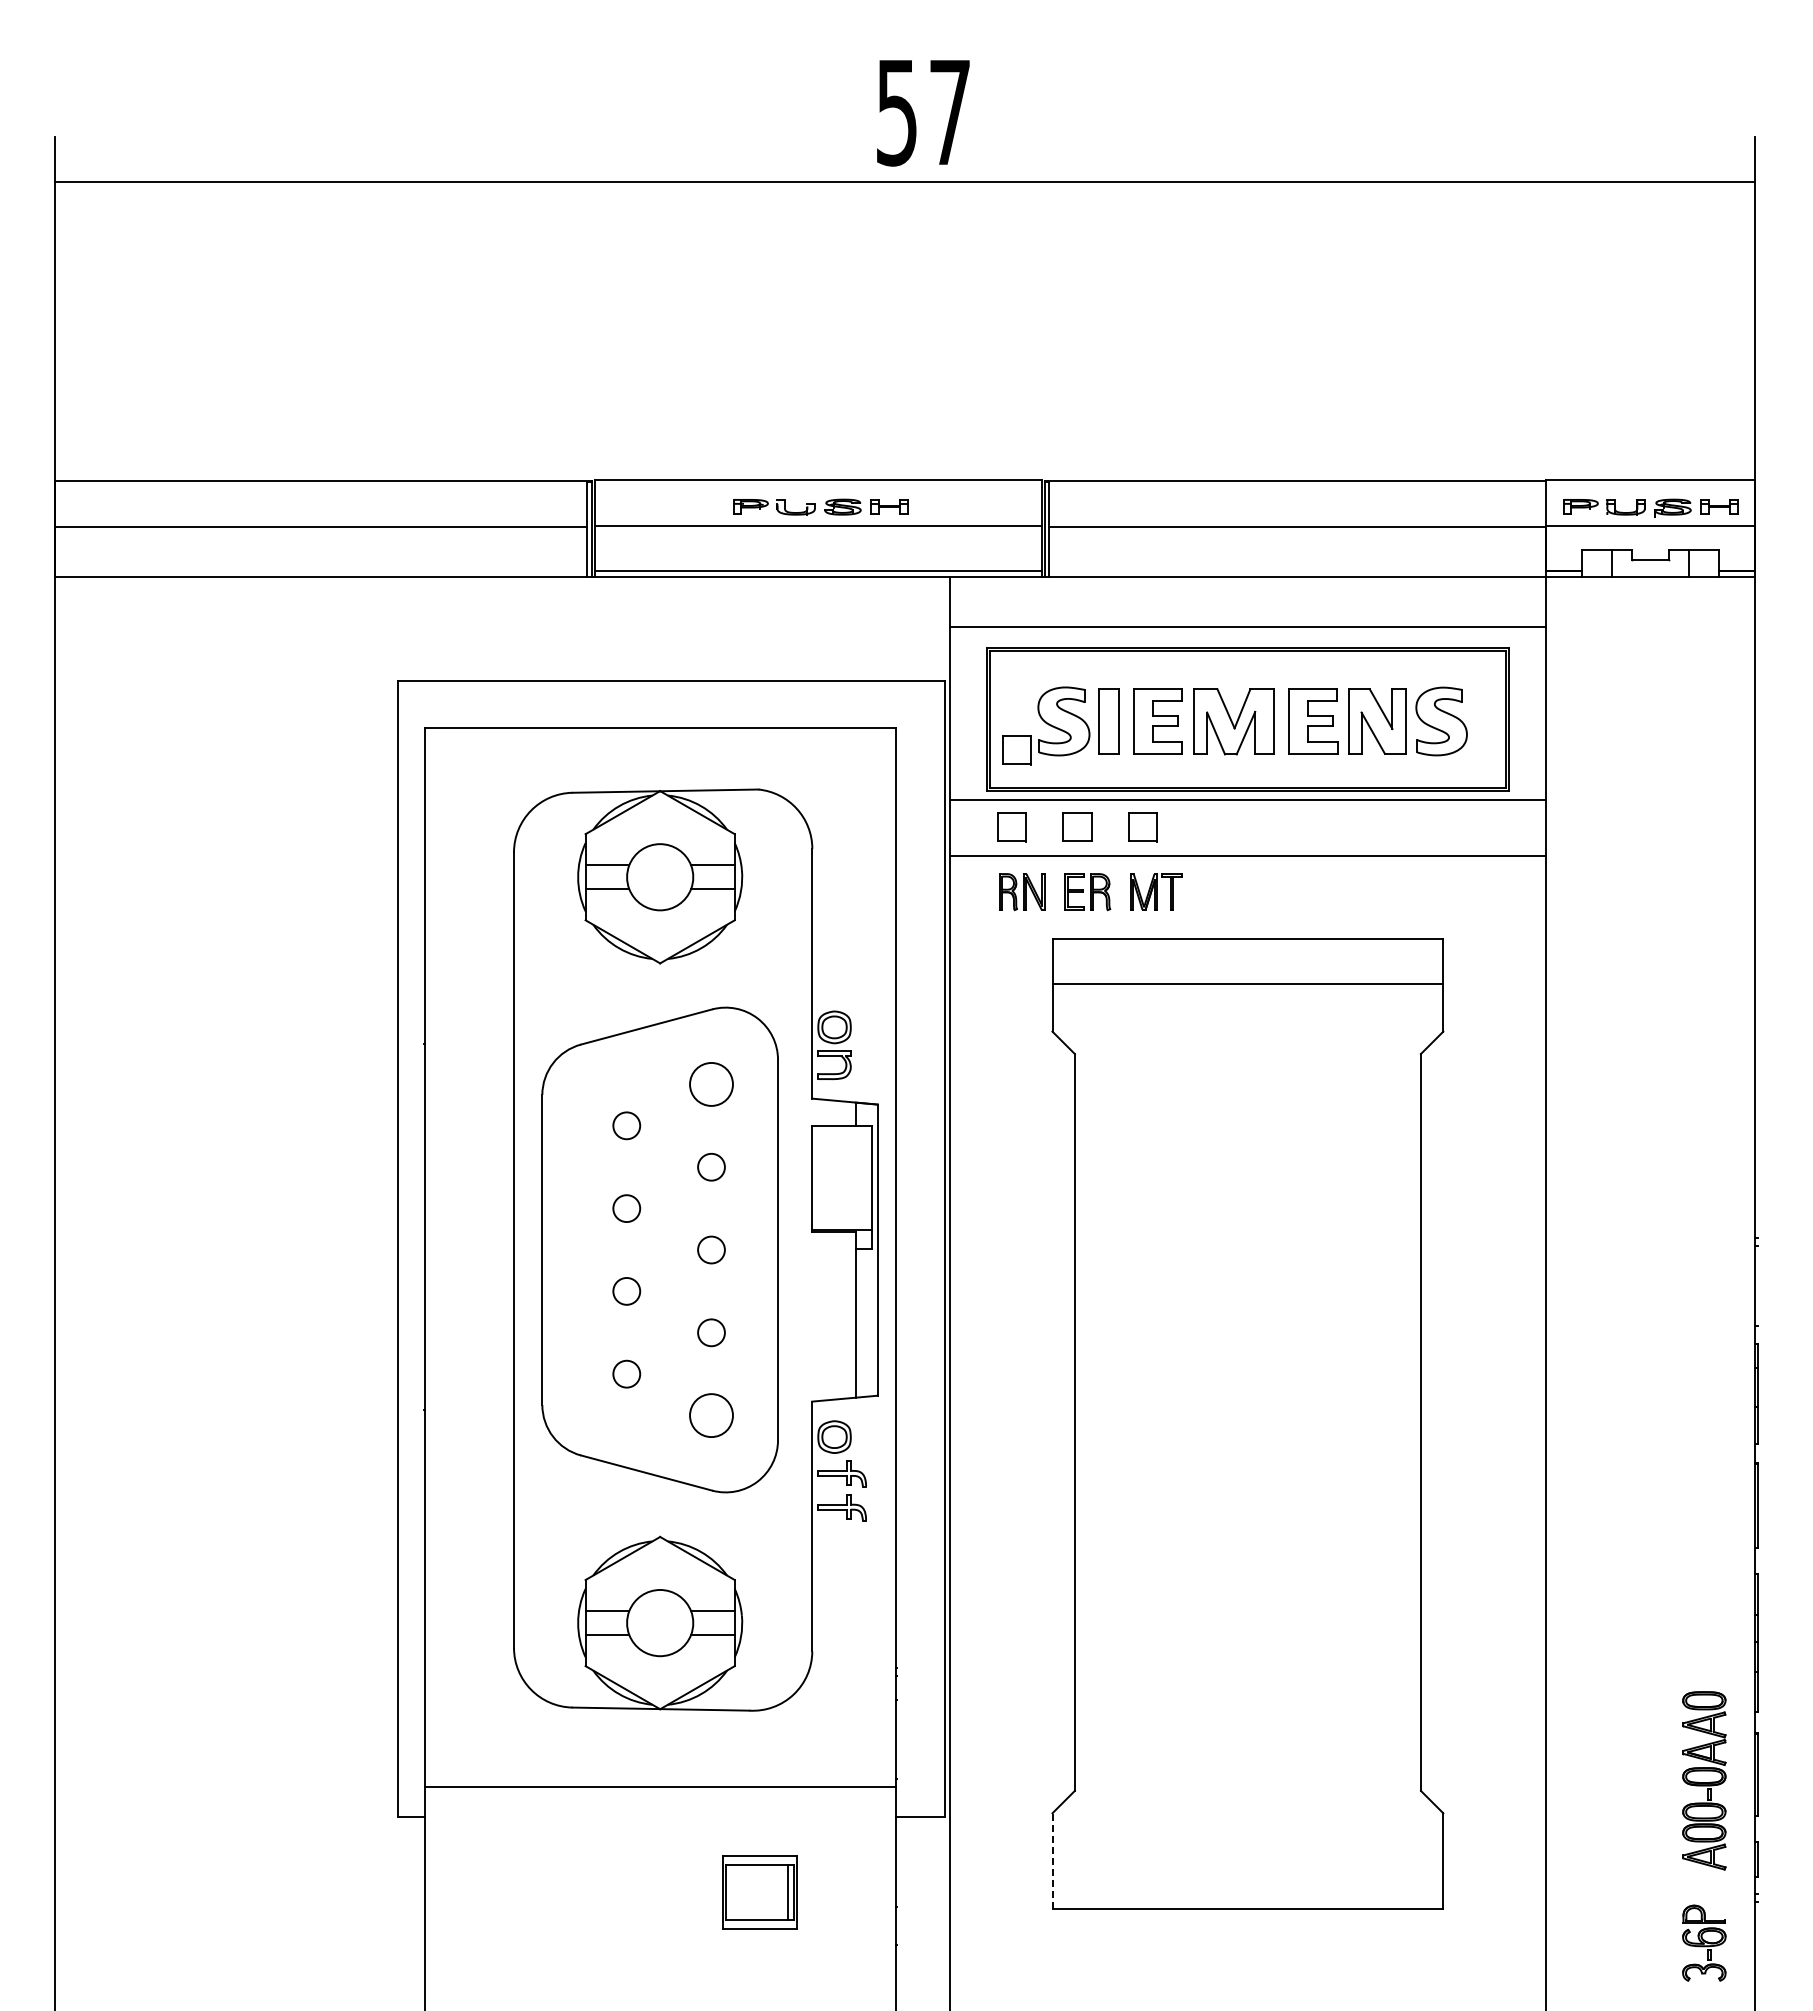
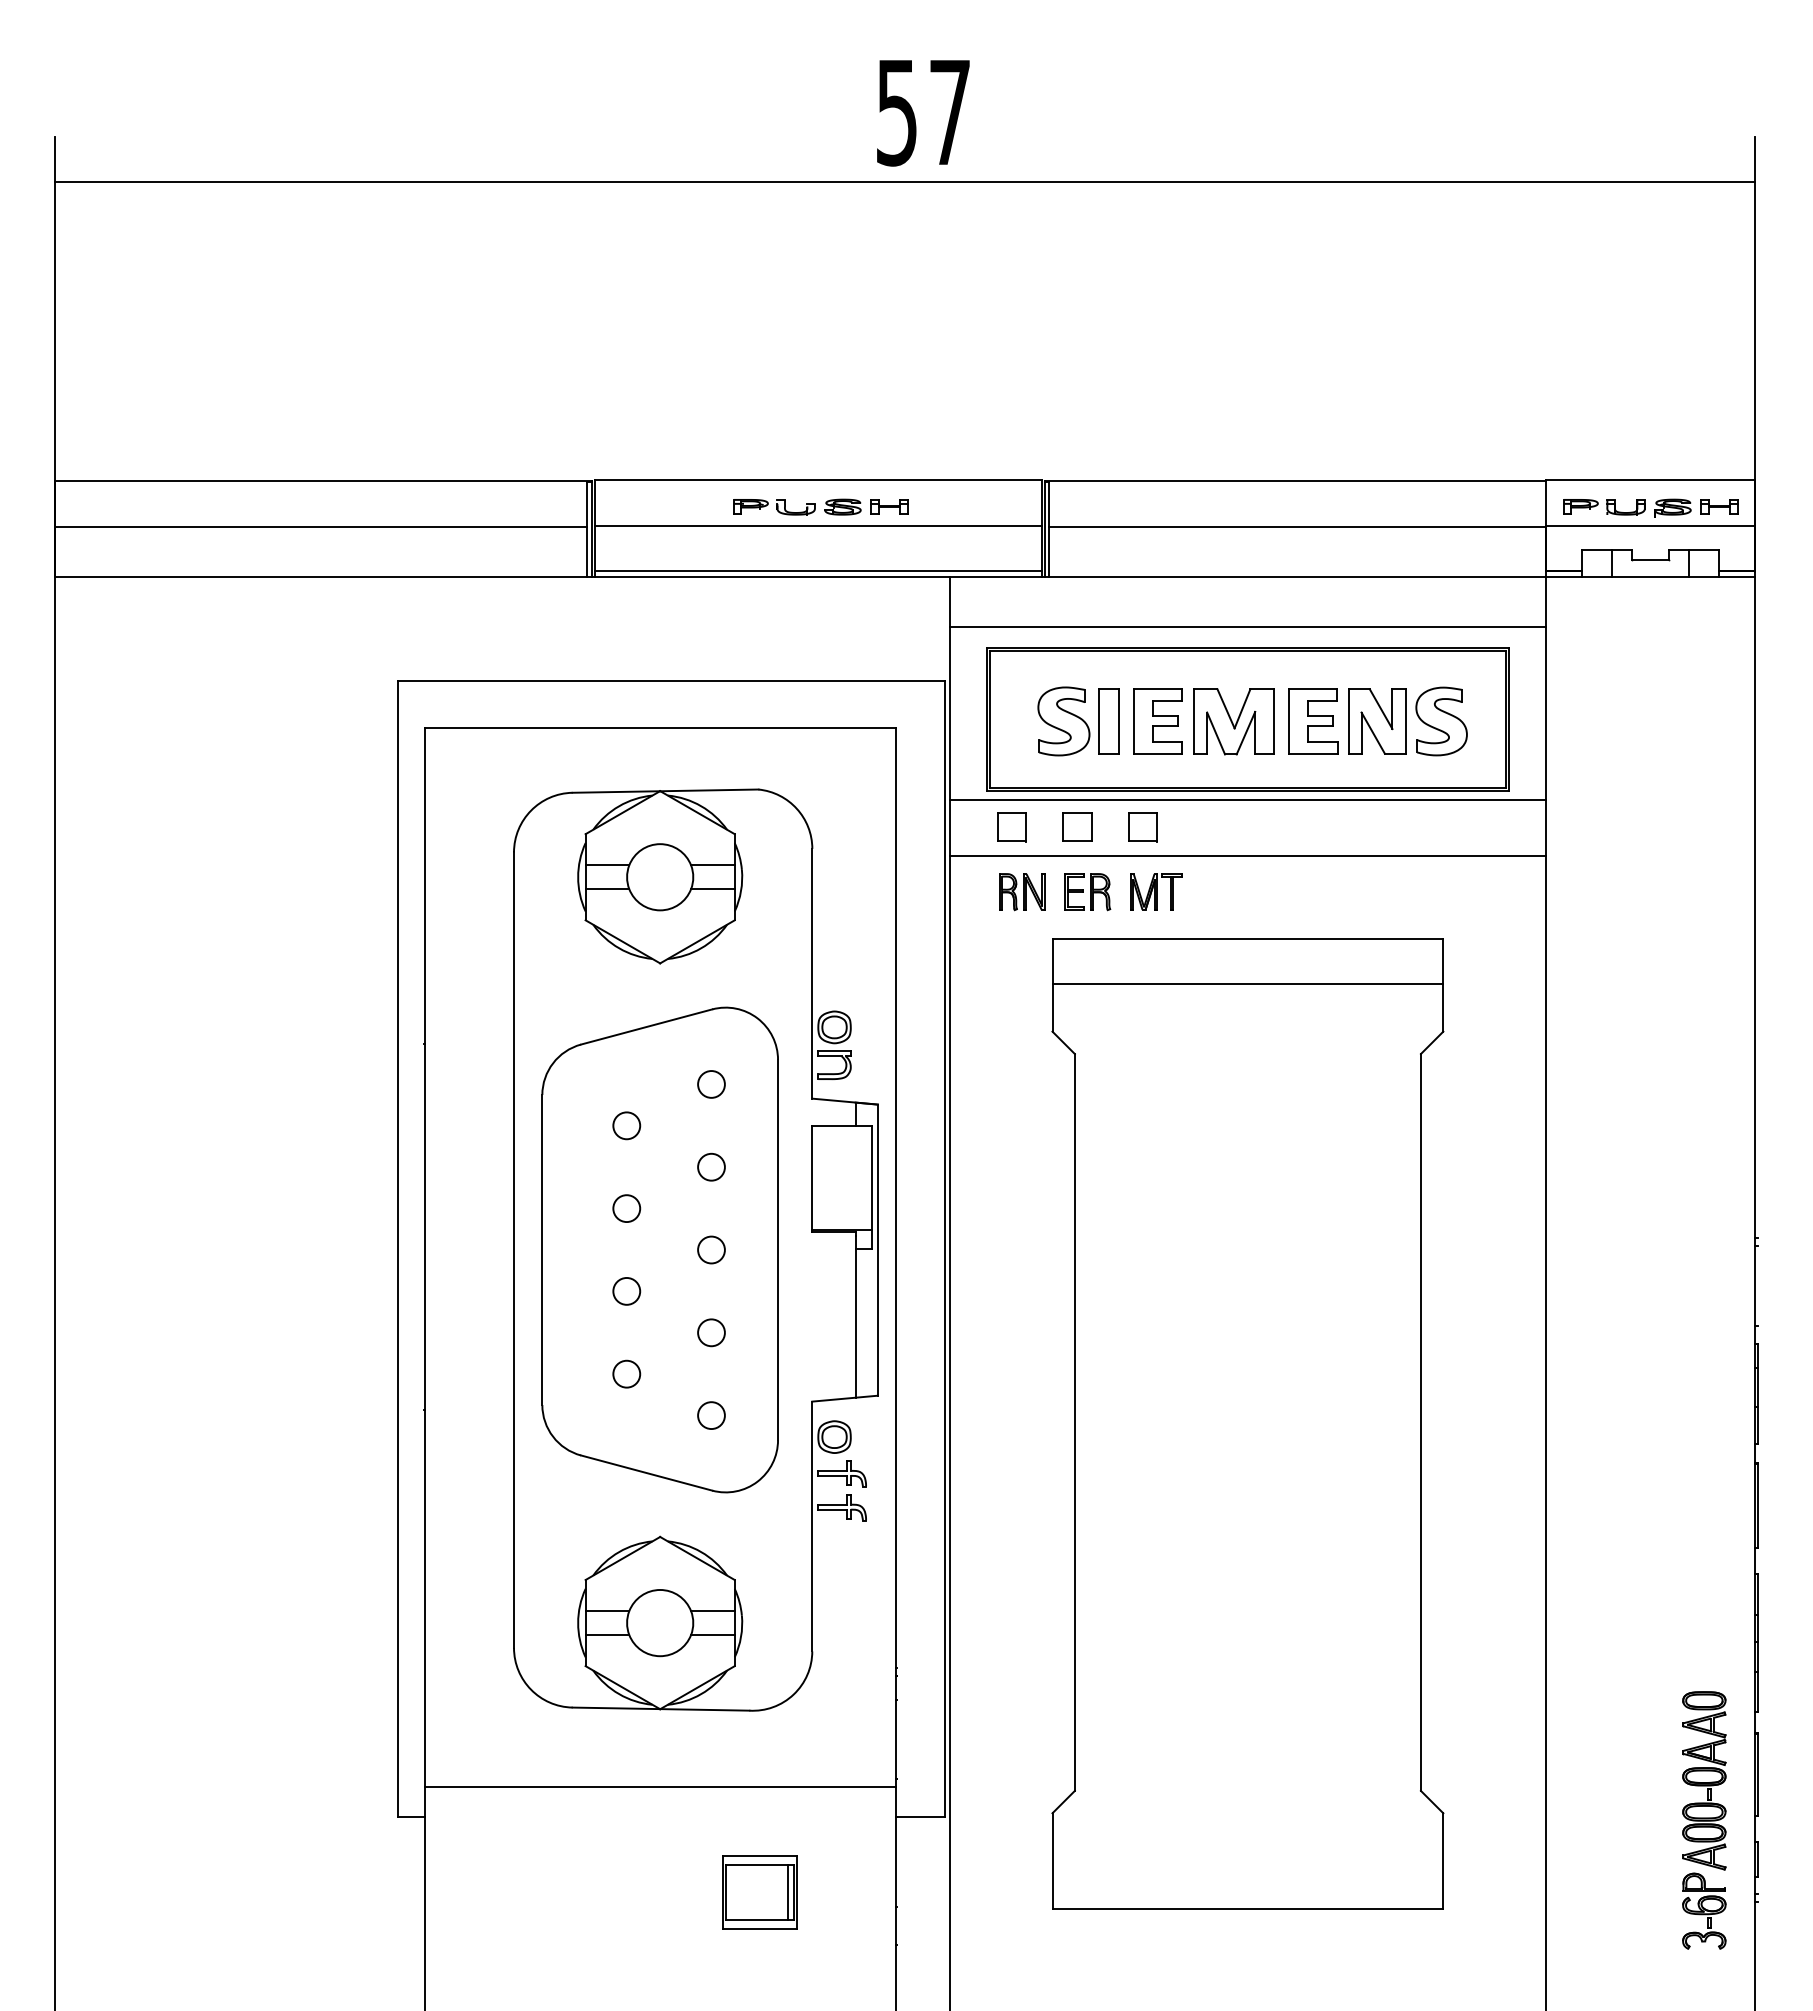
part: present -> none (1016, 750)
circle diameter: 43 px -> 27 px (711, 1084)
circle diameter: 43 px -> 27 px (711, 1415)
line: dashed -> solid (1052, 1861)
part position: (1704, 1942) -> (1704, 1910) (1704, 1910)
